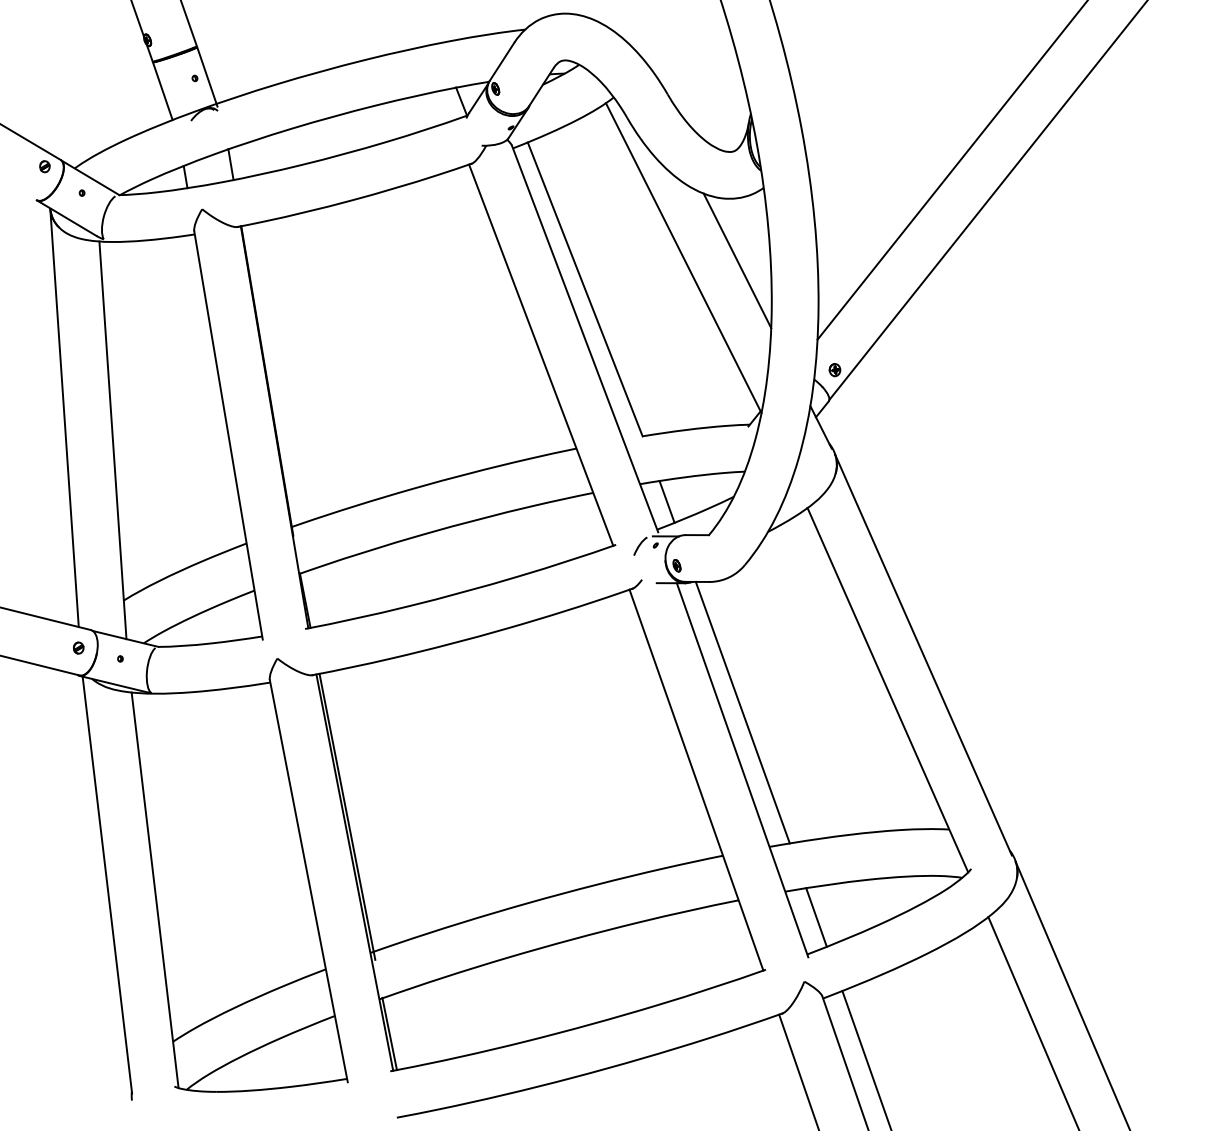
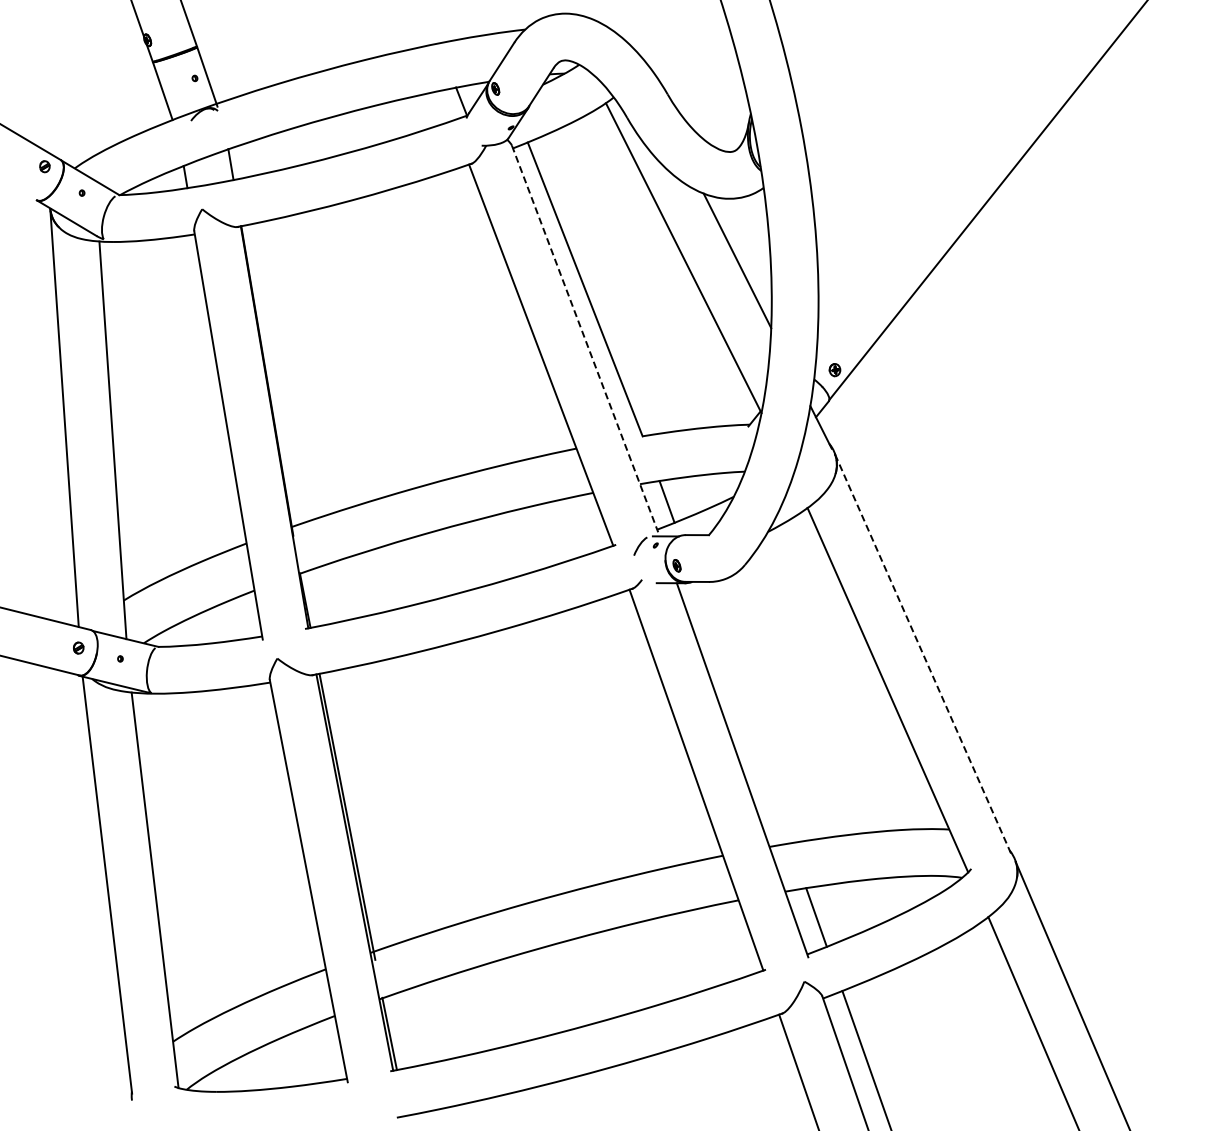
line: present -> none (951, 170)
line: solid -> dashed (585, 339)
line: solid -> dashed (923, 655)
line: present -> none (742, 712)
